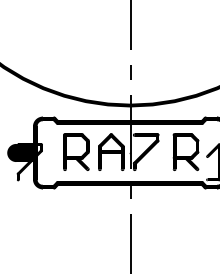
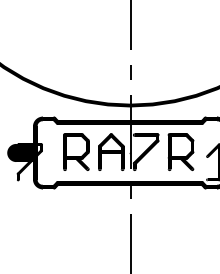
part position: (185, 151) -> (180, 151) (180, 151)
